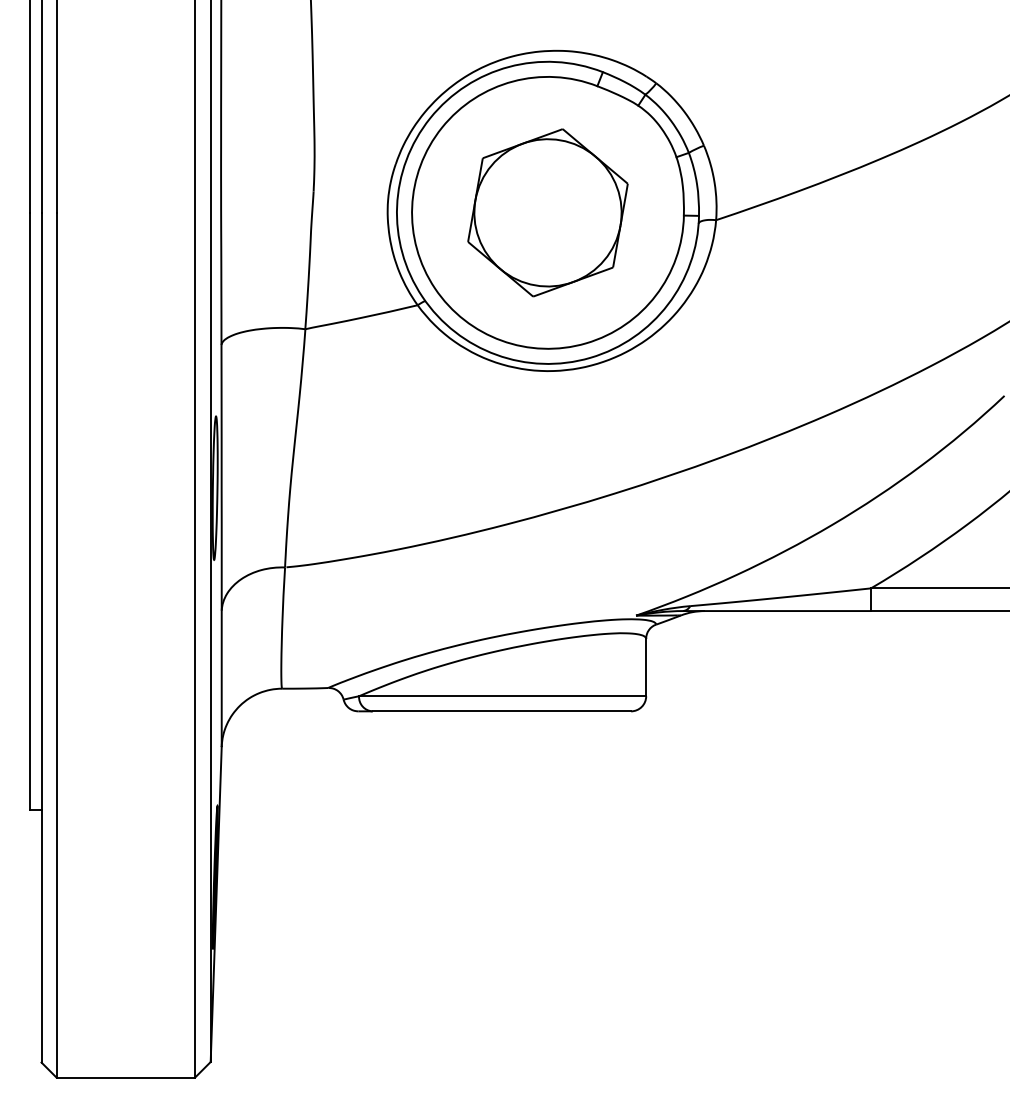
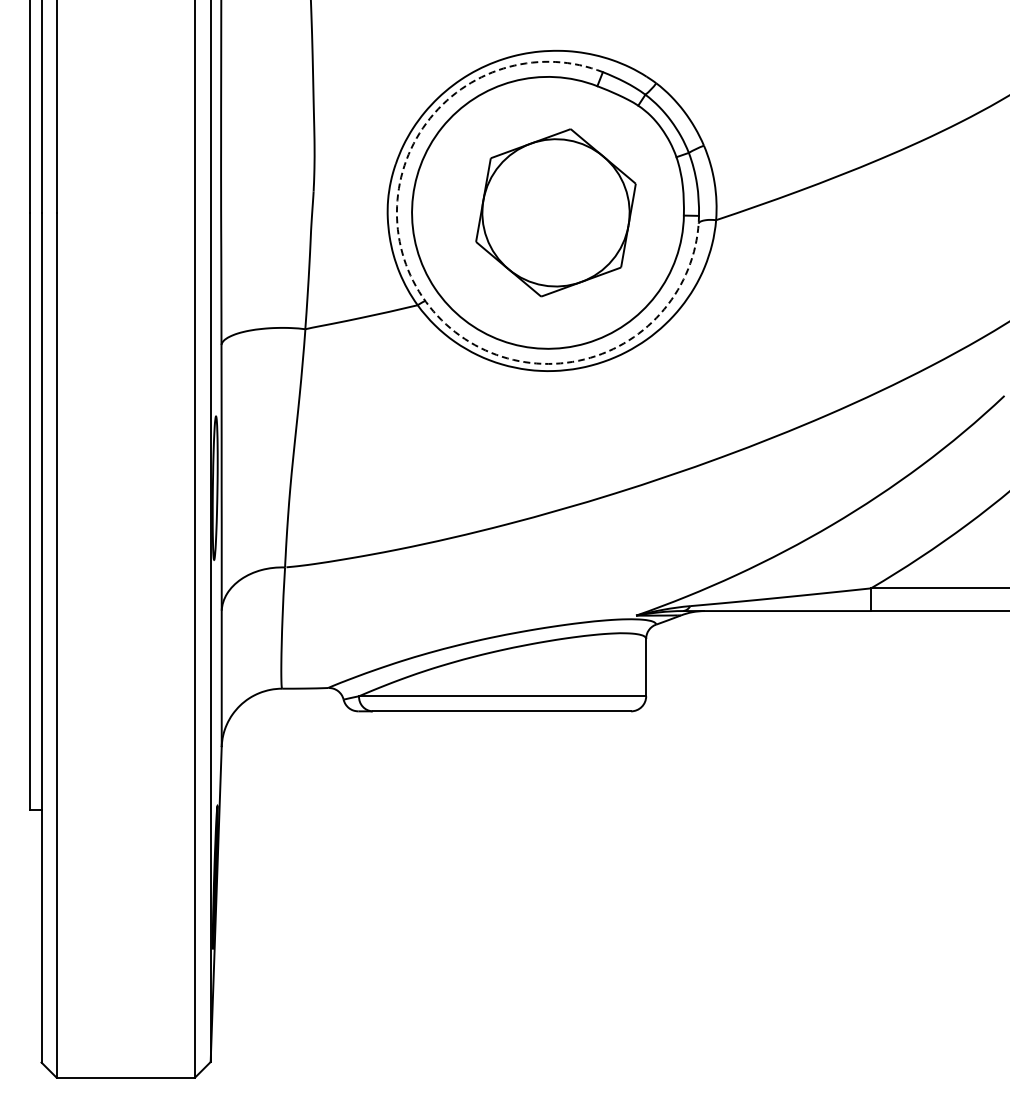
part position: (547, 212) -> (555, 212) (555, 212)
arc: solid -> dashed (422, 296)
